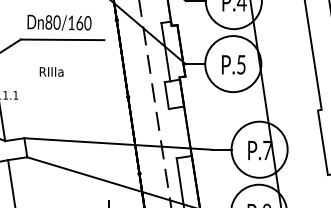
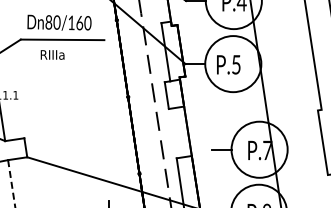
text position: (233, 64) -> (228, 64) (228, 64)
text position: (51, 71) -> (52, 54) (52, 54)
line: present -> none (117, 143)
line: solid -> dashed (11, 183)
